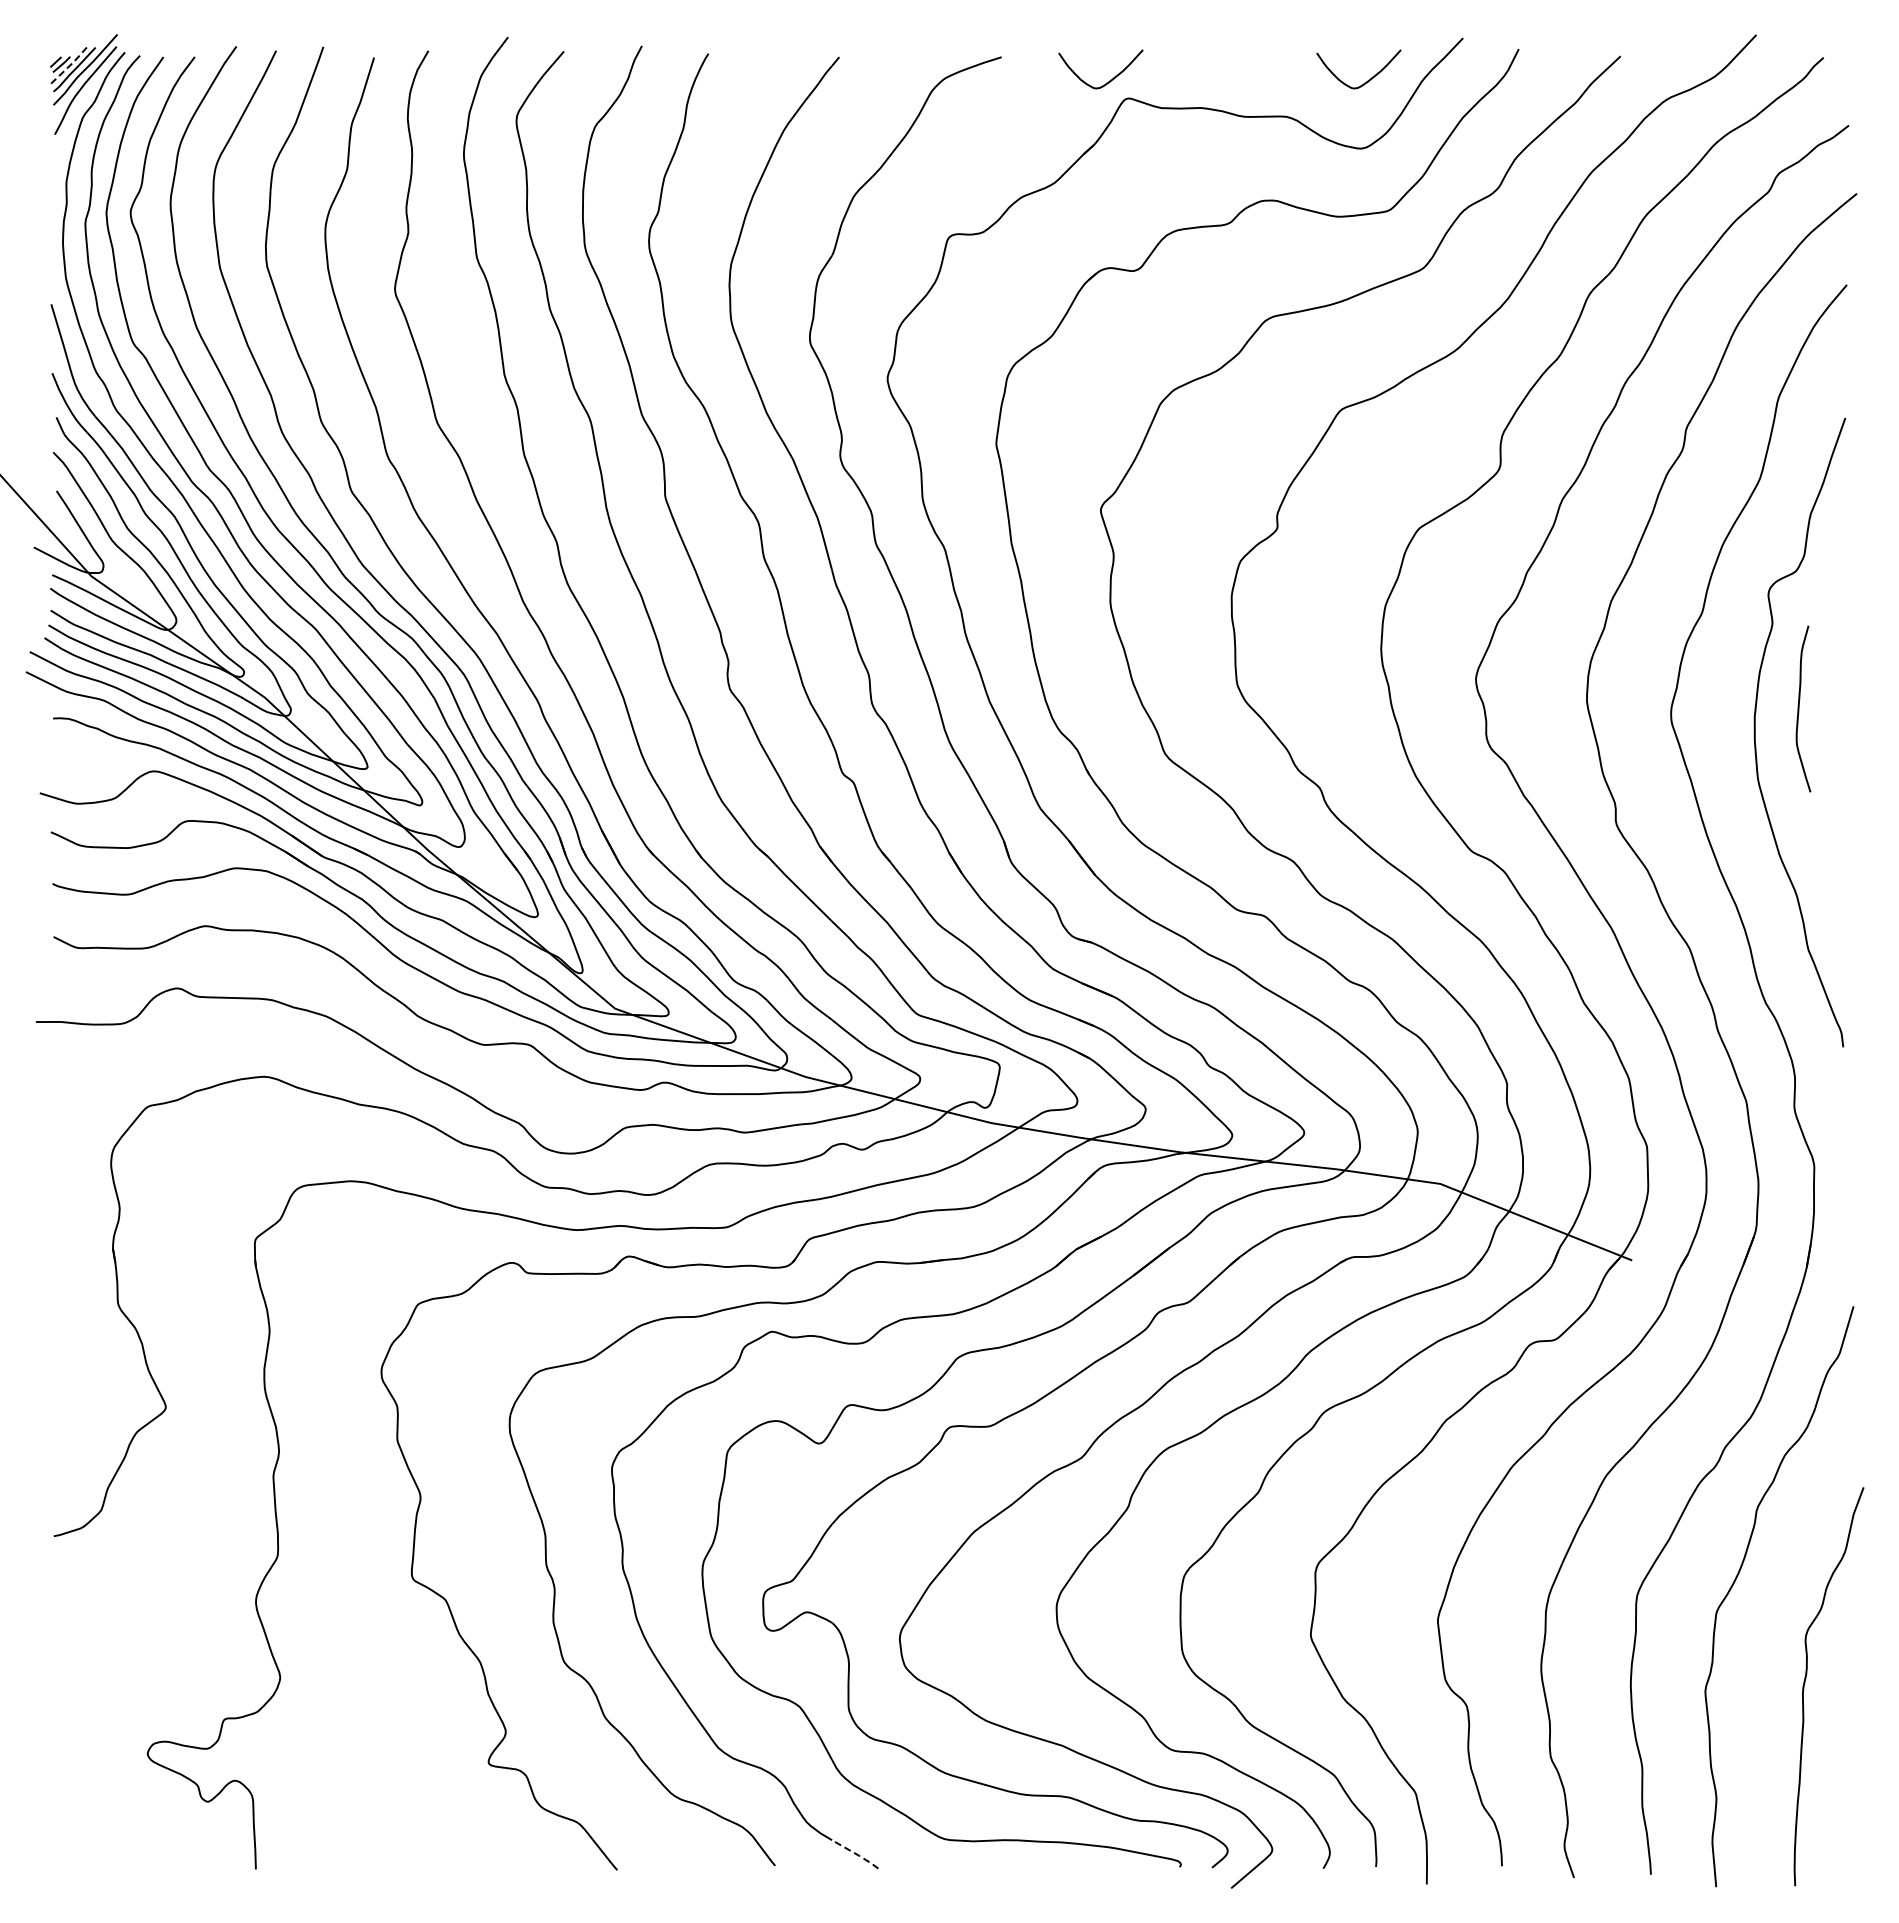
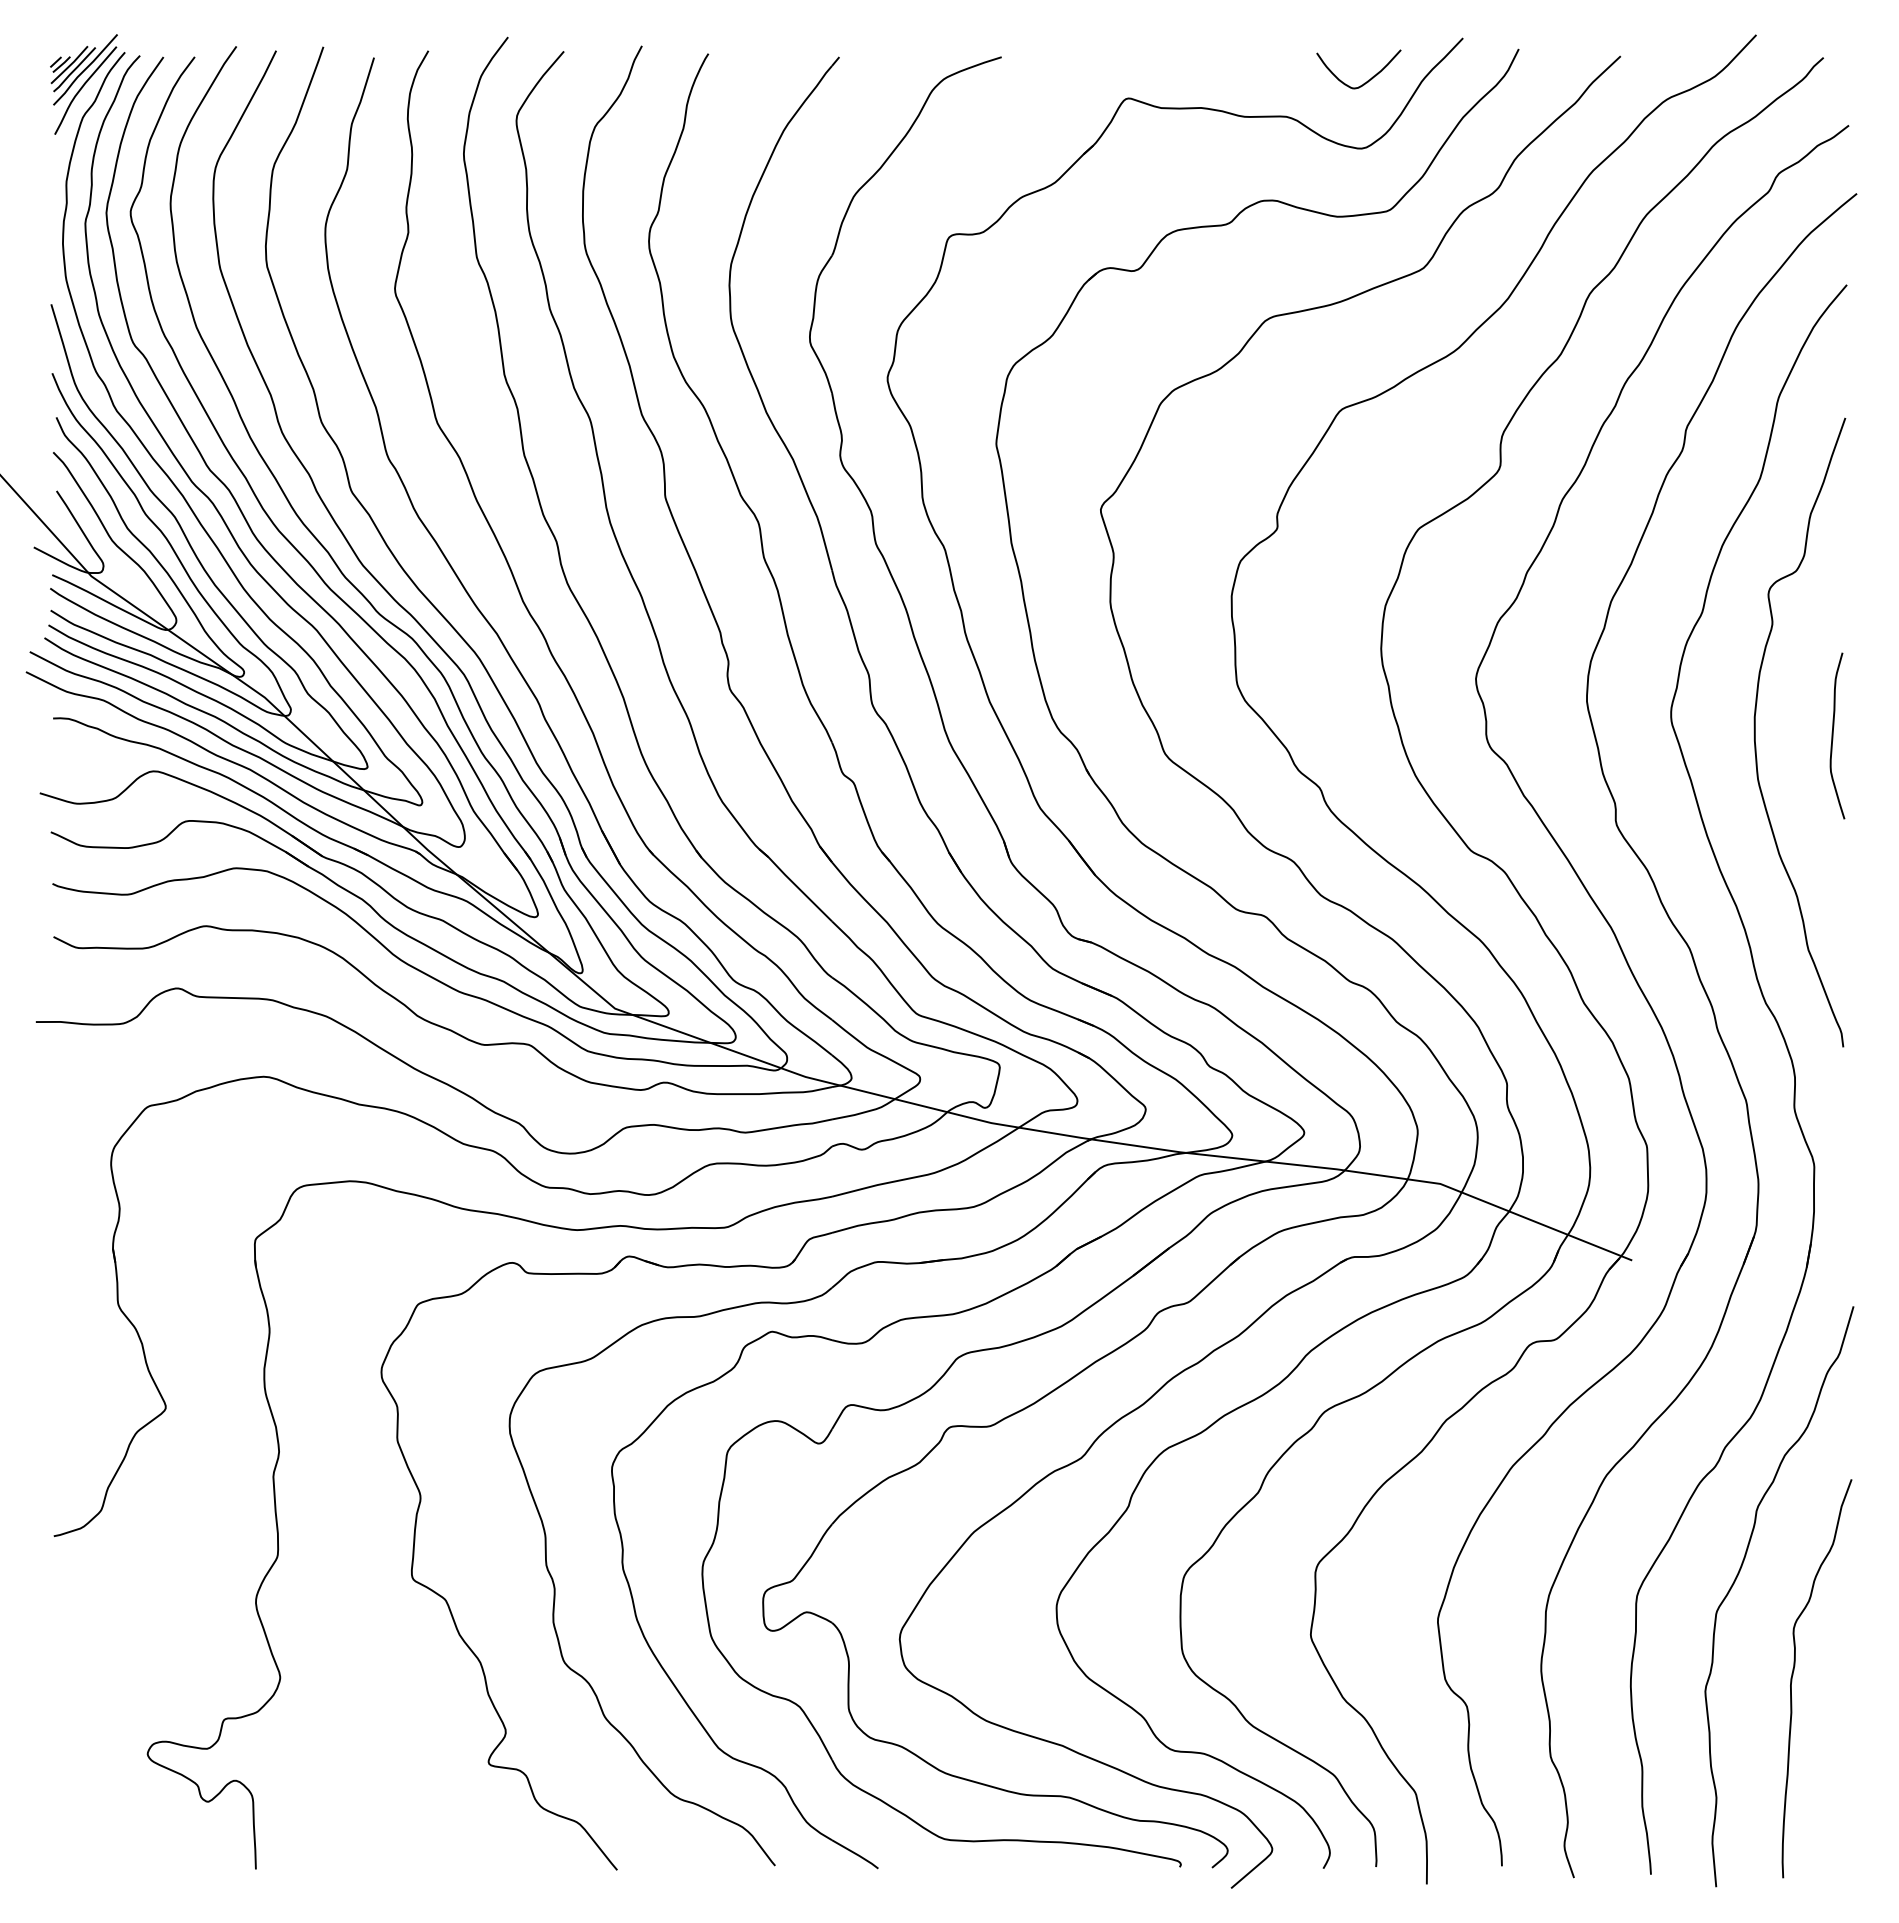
line: dashed -> solid (70, 65)
curve: present -> none (1109, 80)
curve position: (1799, 708) -> (1833, 735) (1833, 735)
curve position: (1805, 1683) -> (1793, 1675) (1793, 1675)
line: dashed -> solid (856, 1854)
